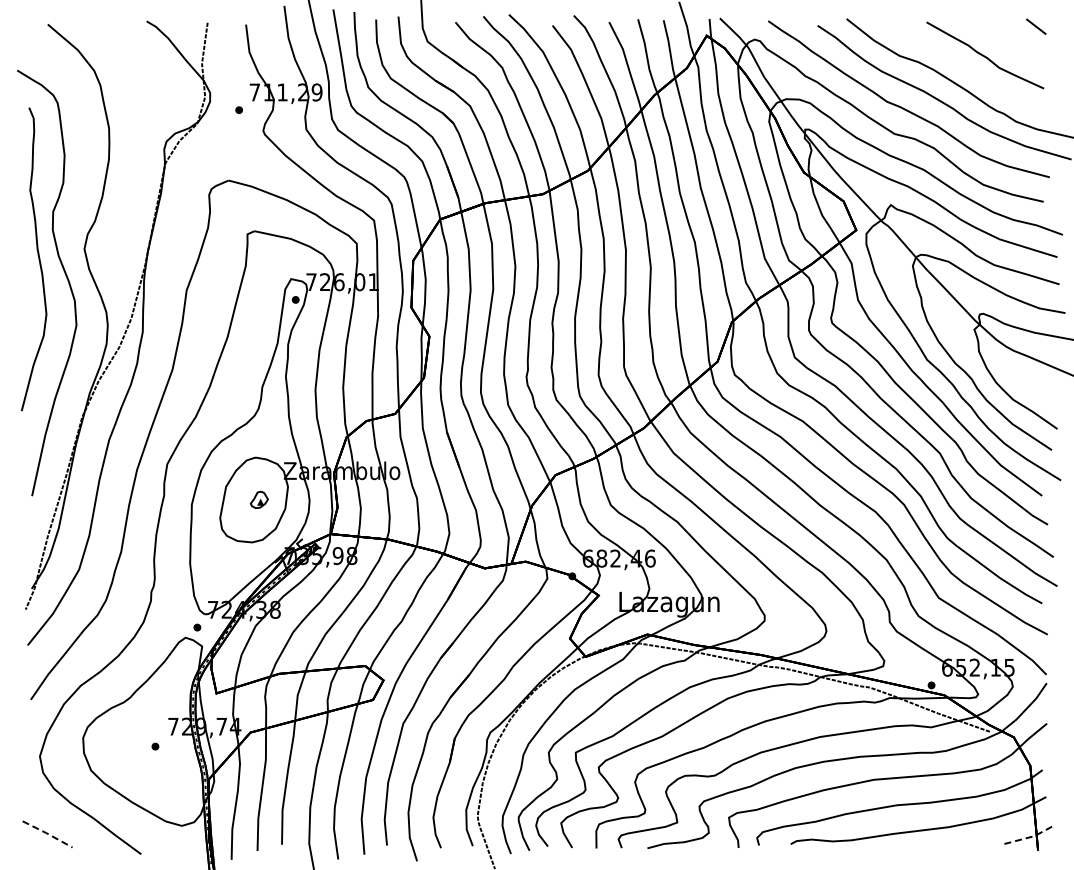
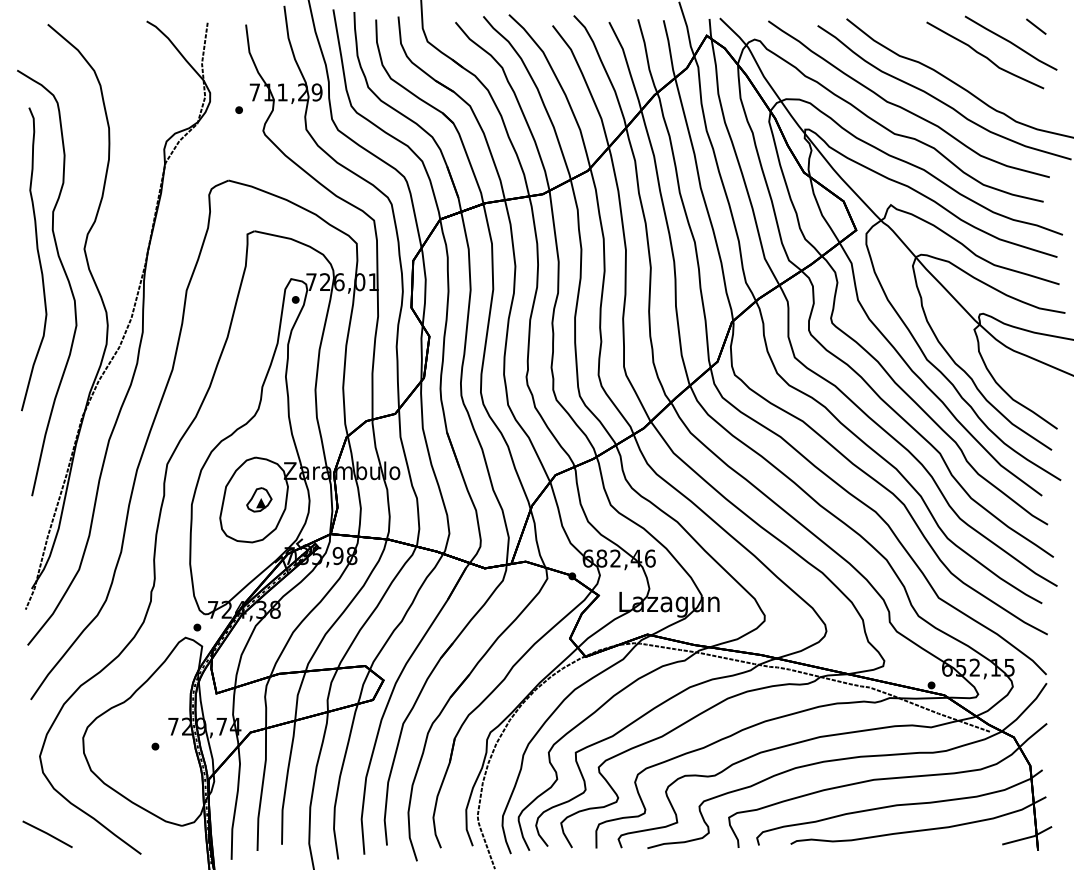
line: none -> present (1010, 42)
part size: 20x19 px -> 27x26 px (259, 499)
line: dashed -> solid (47, 833)
line: dashed -> solid (1027, 837)
